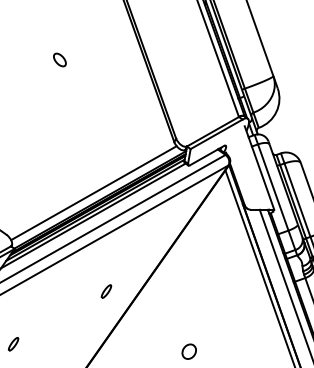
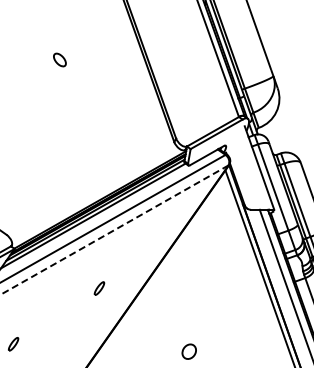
line: present -> none (93, 193)
line: solid -> dashed (114, 230)
part position: (106, 291) -> (99, 288) (99, 288)
